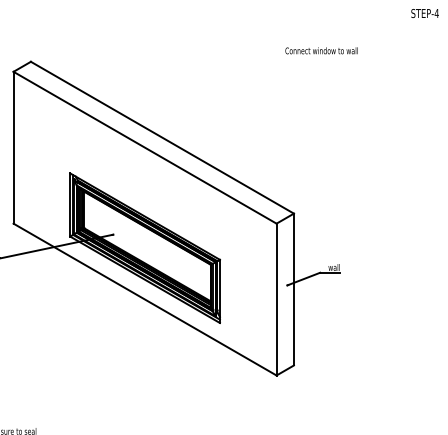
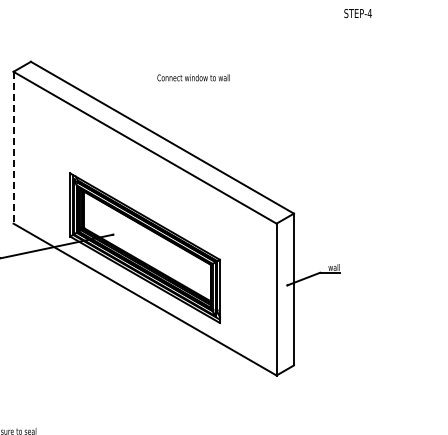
text position: (424, 13) -> (357, 13) (357, 13)
text position: (321, 50) -> (193, 77) (193, 77)
line: solid -> dashed (13, 147)
